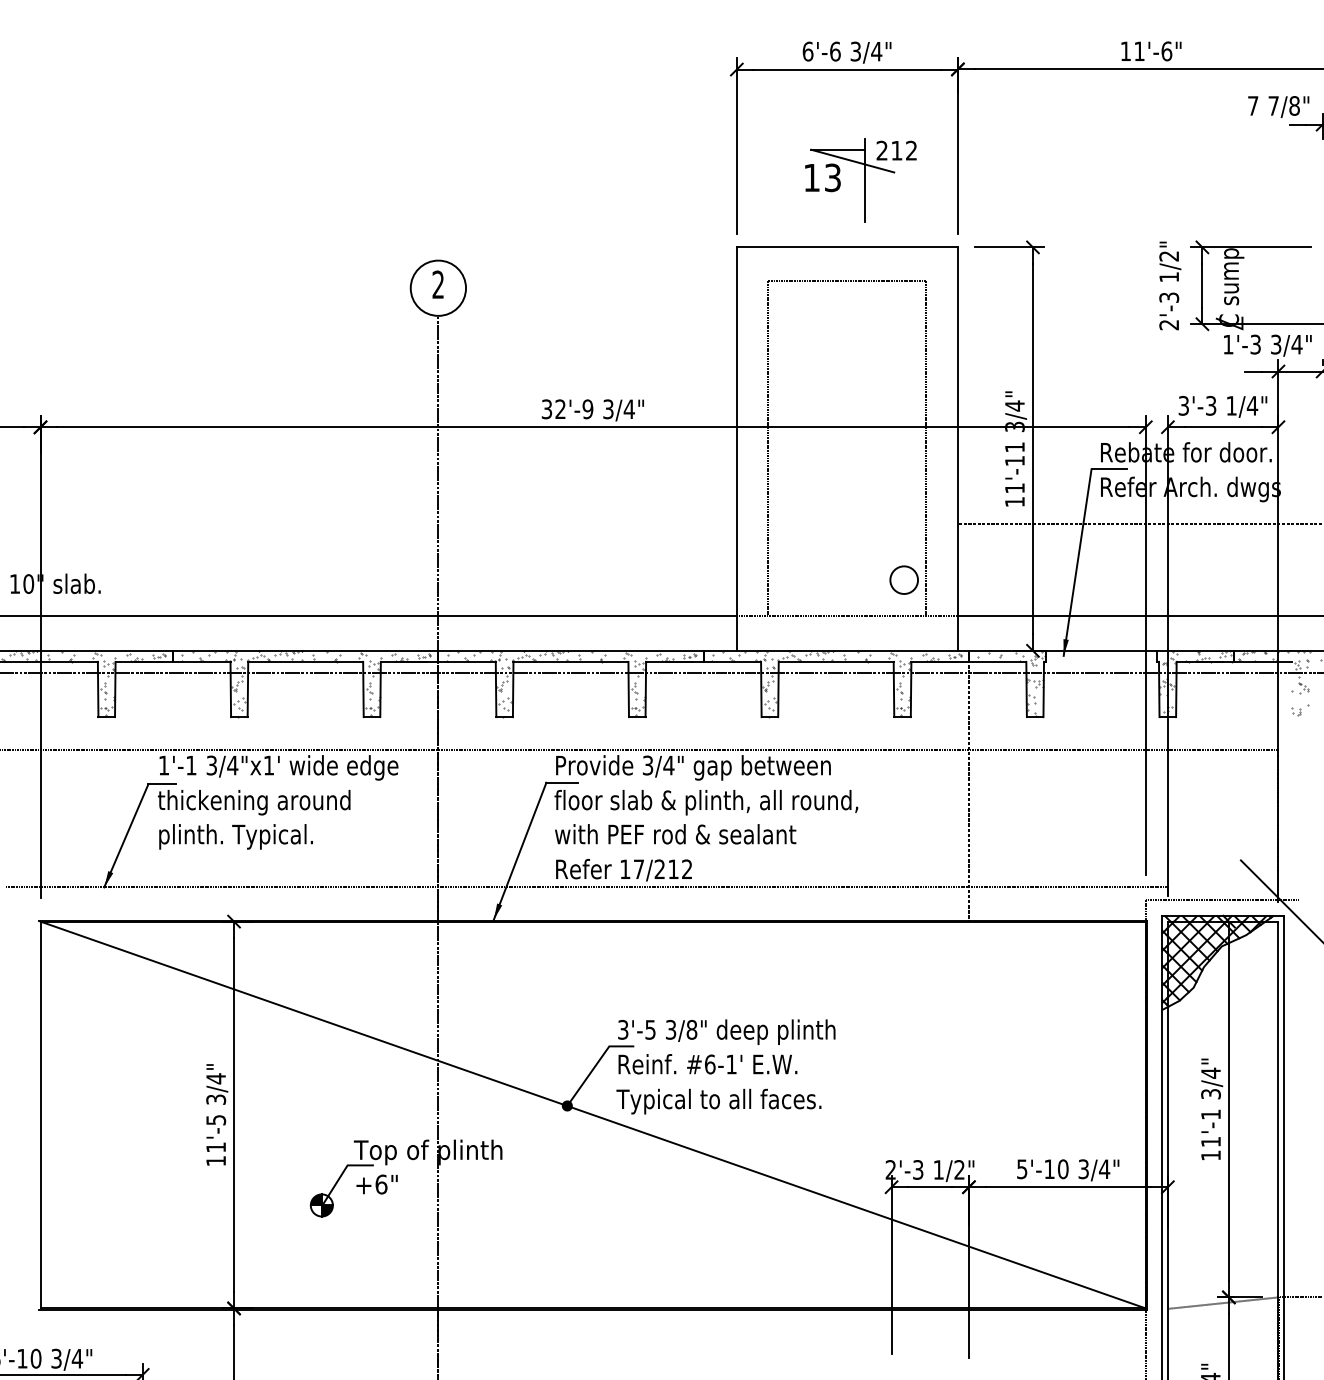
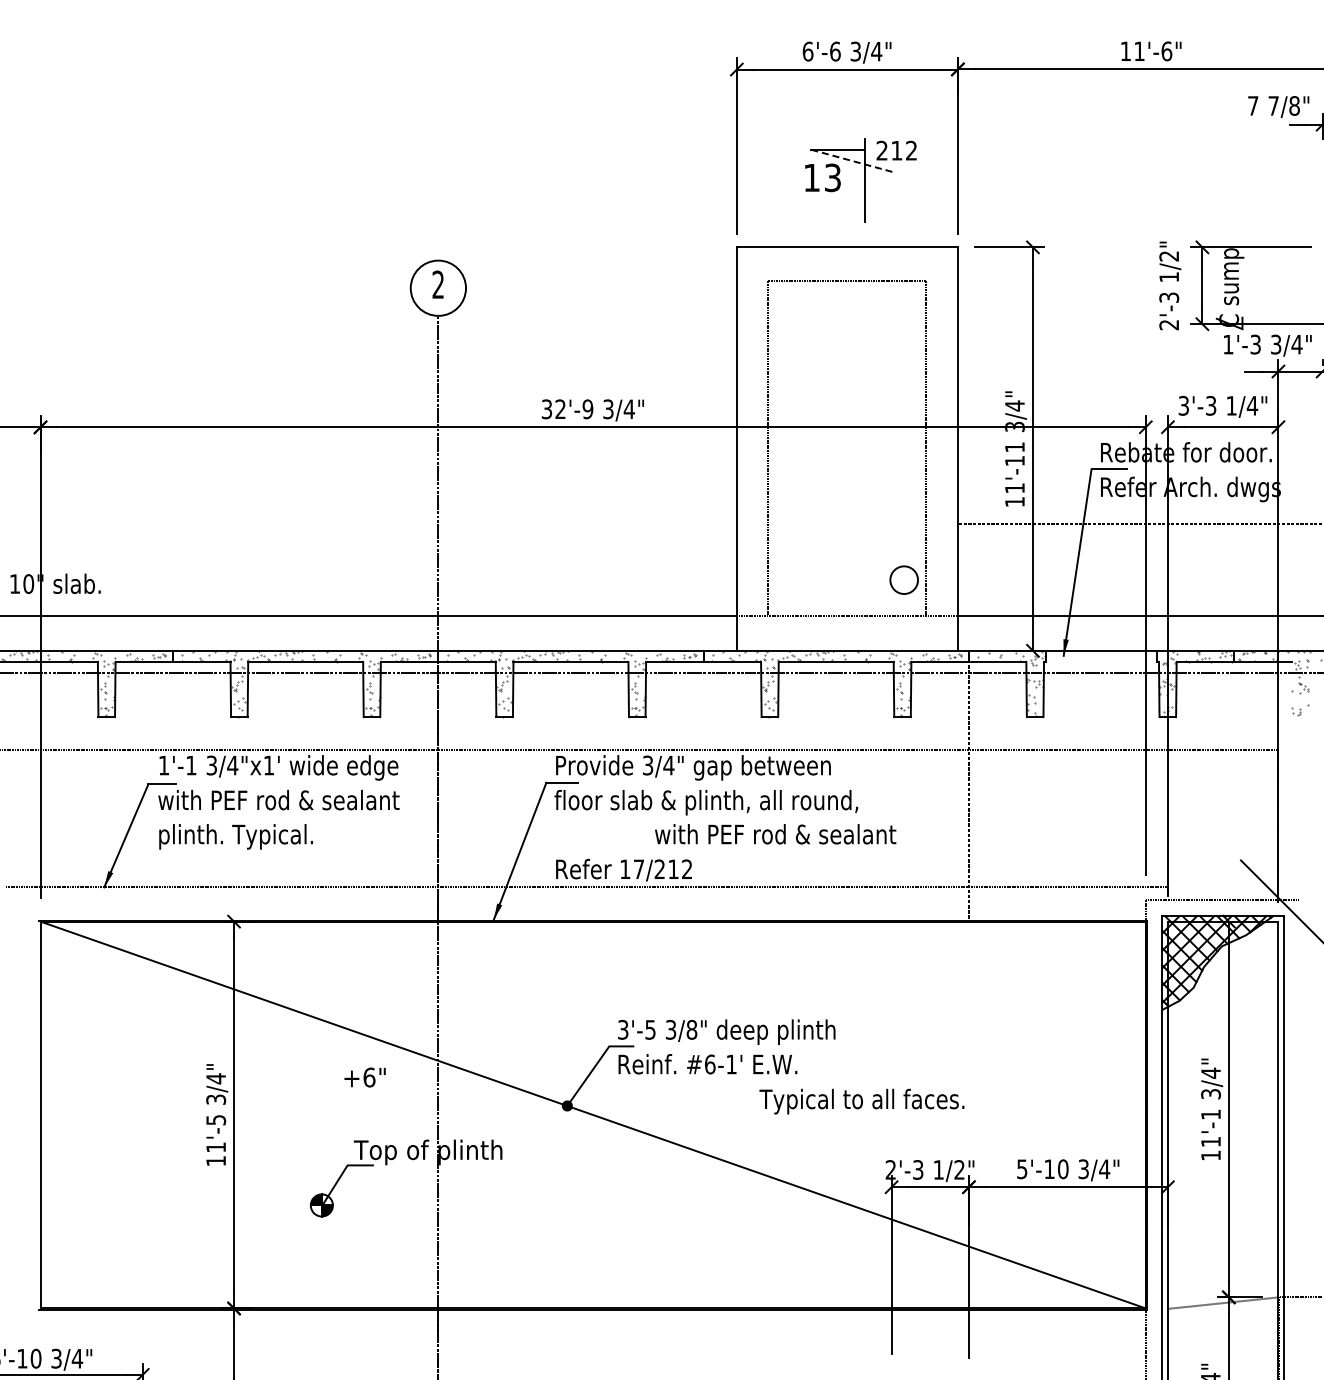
line: solid -> dashed (852, 161)
text: thickening around -> with PEF rod & sealant (278, 802)
text position: (675, 834) -> (775, 834) (775, 834)
text position: (718, 1101) -> (861, 1101) (861, 1101)
text position: (376, 1184) -> (364, 1077) (364, 1077)
